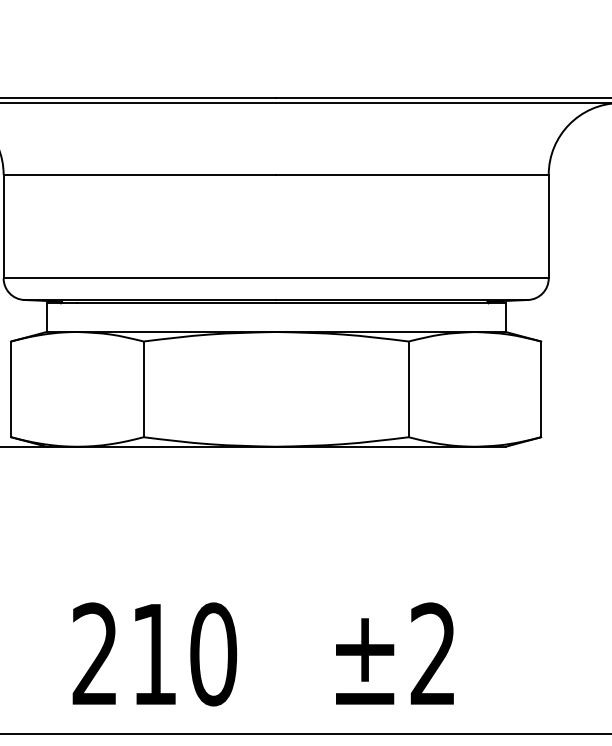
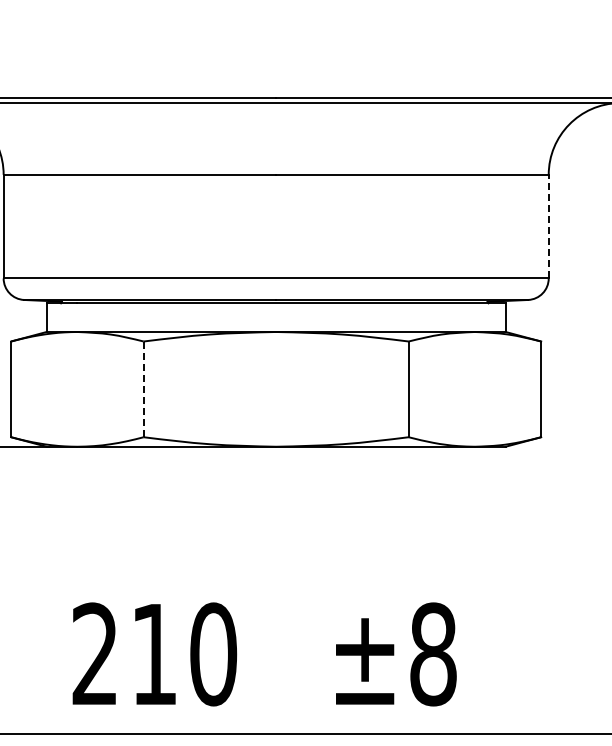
line: solid -> dashed (548, 226)
line: solid -> dashed (143, 389)
text: ±2 -> ±8 (433, 654)
